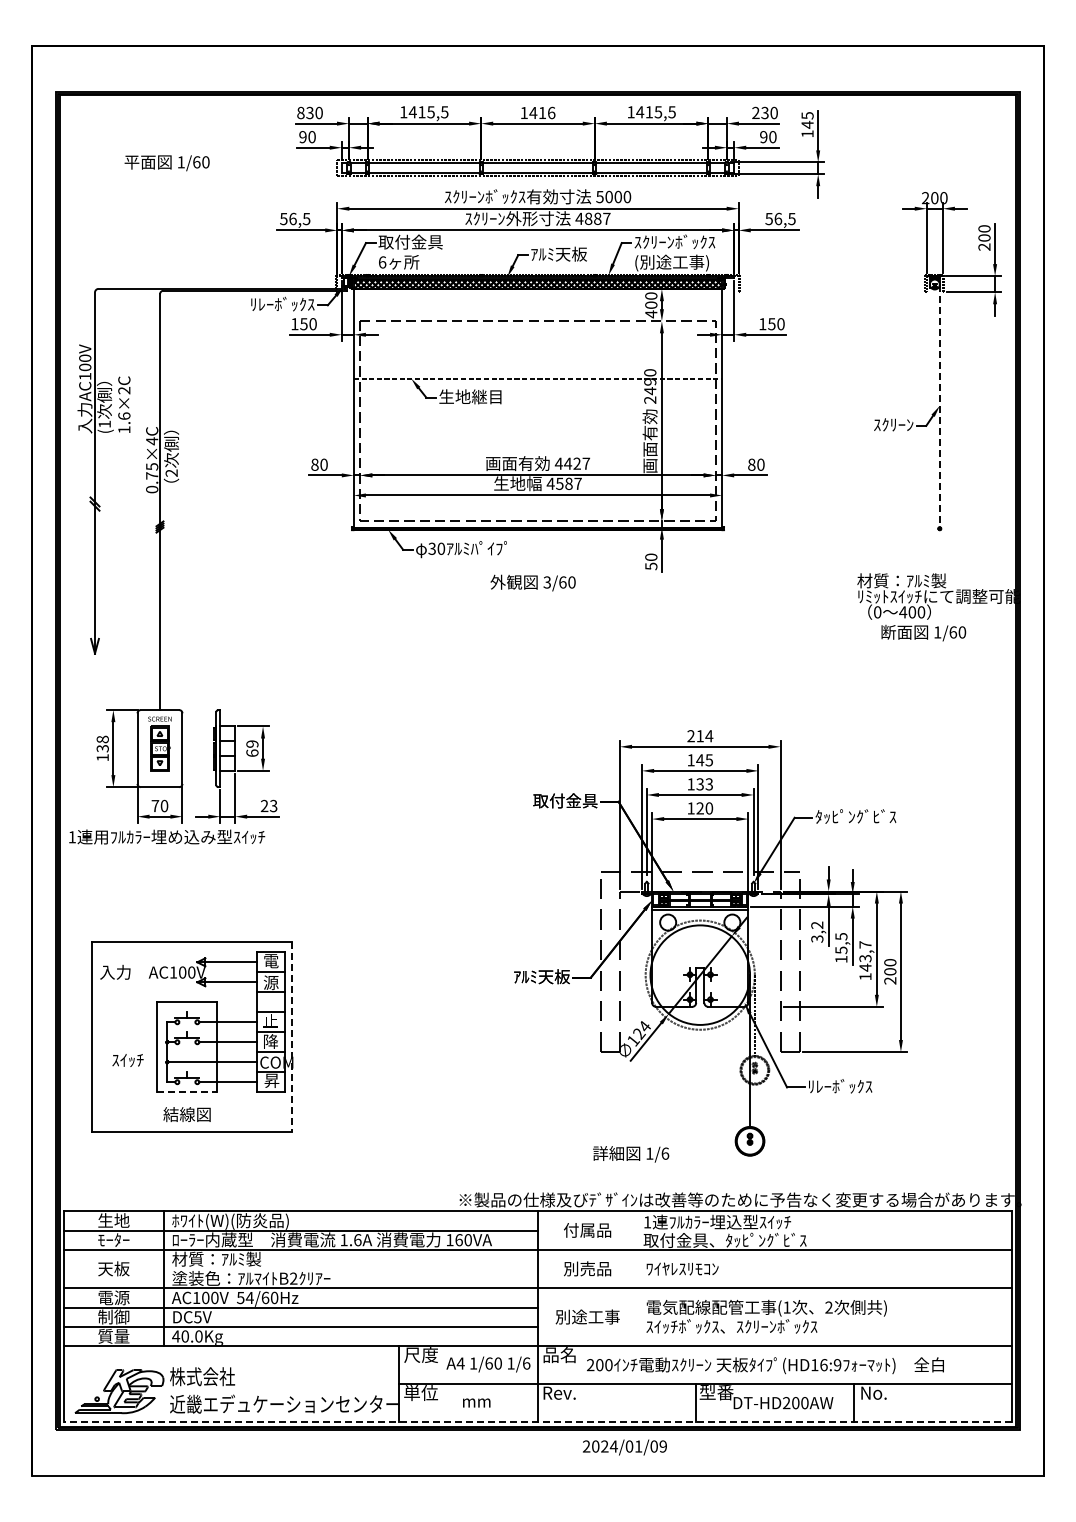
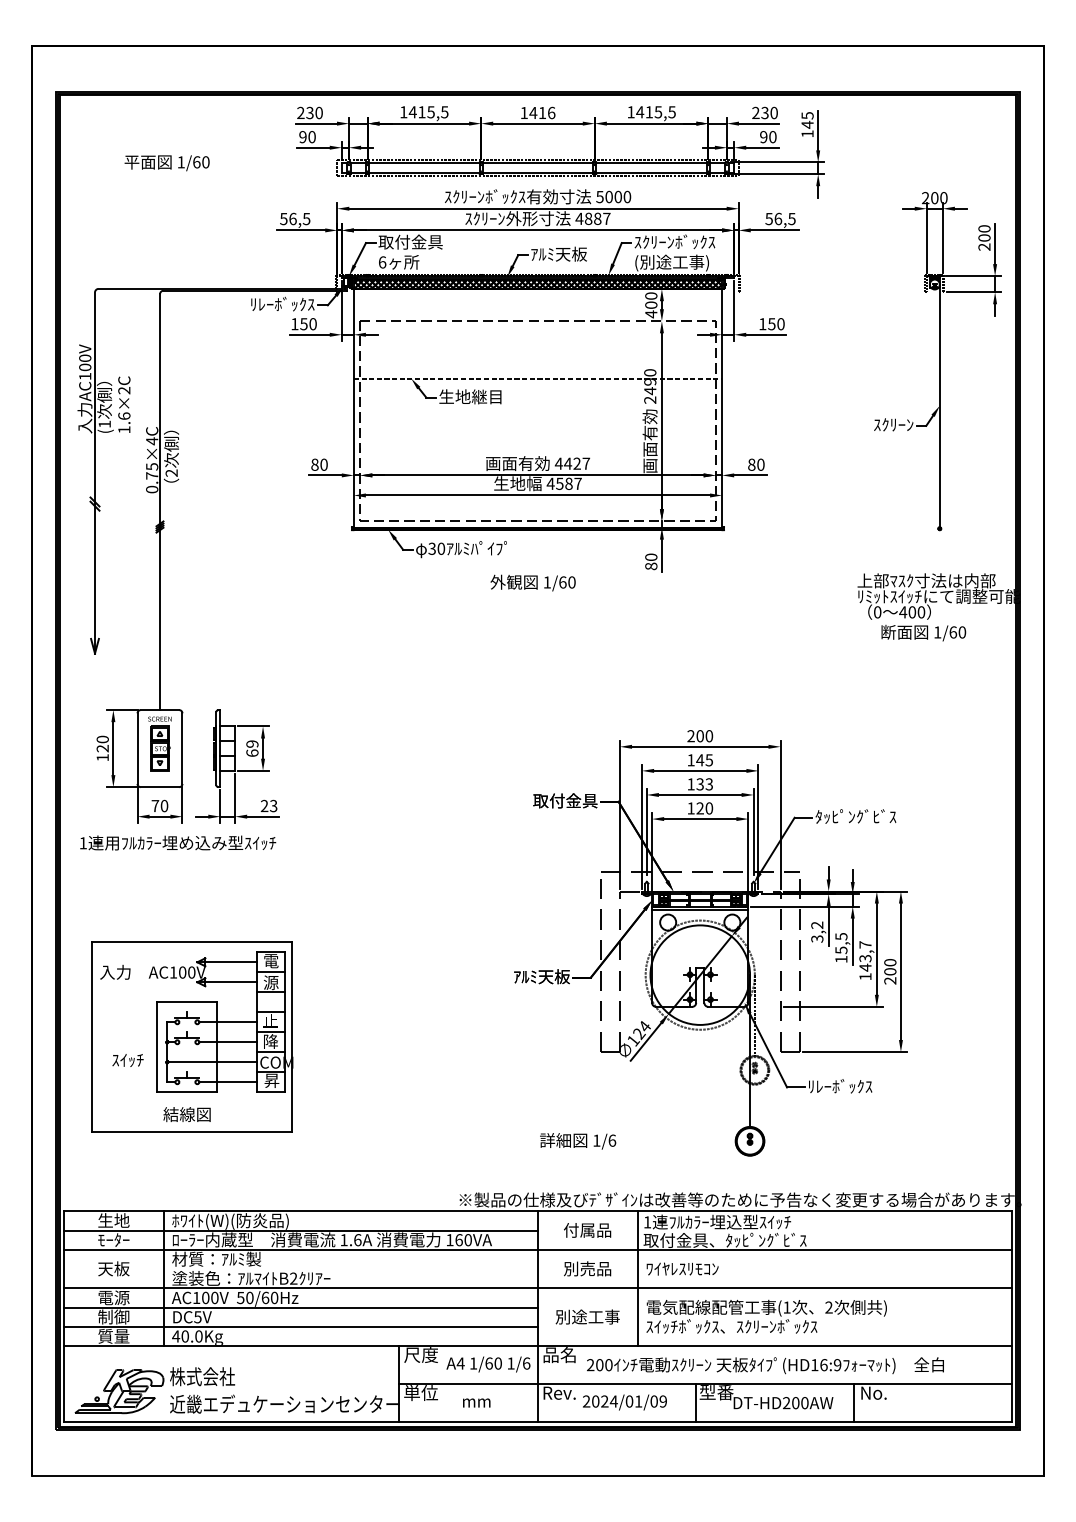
text: 830 -> 230 (300, 113)
line: dashed -> solid (939, 406)
text: 50 -> 80 (651, 566)
text: 材質：ｱﾙﾐ製 -> 上部ﾏｽｸ寸法は内部 (926, 580)
text: 3/60 -> 1/60 (546, 582)
text: 214 -> 200 (704, 736)
text: 138 -> 120 (102, 743)
text position: (167, 836) -> (178, 842) (178, 842)
line: dashed -> solid (292, 1037)
line: dashed -> solid (187, 1092)
text position: (631, 1154) -> (578, 1141) (578, 1141)
line: none -> present (637, 1278)
text: 54/60Hz -> 50/60Hz (249, 1297)
line: dashed -> solid (538, 1422)
text position: (624, 1447) -> (624, 1402) (624, 1402)
